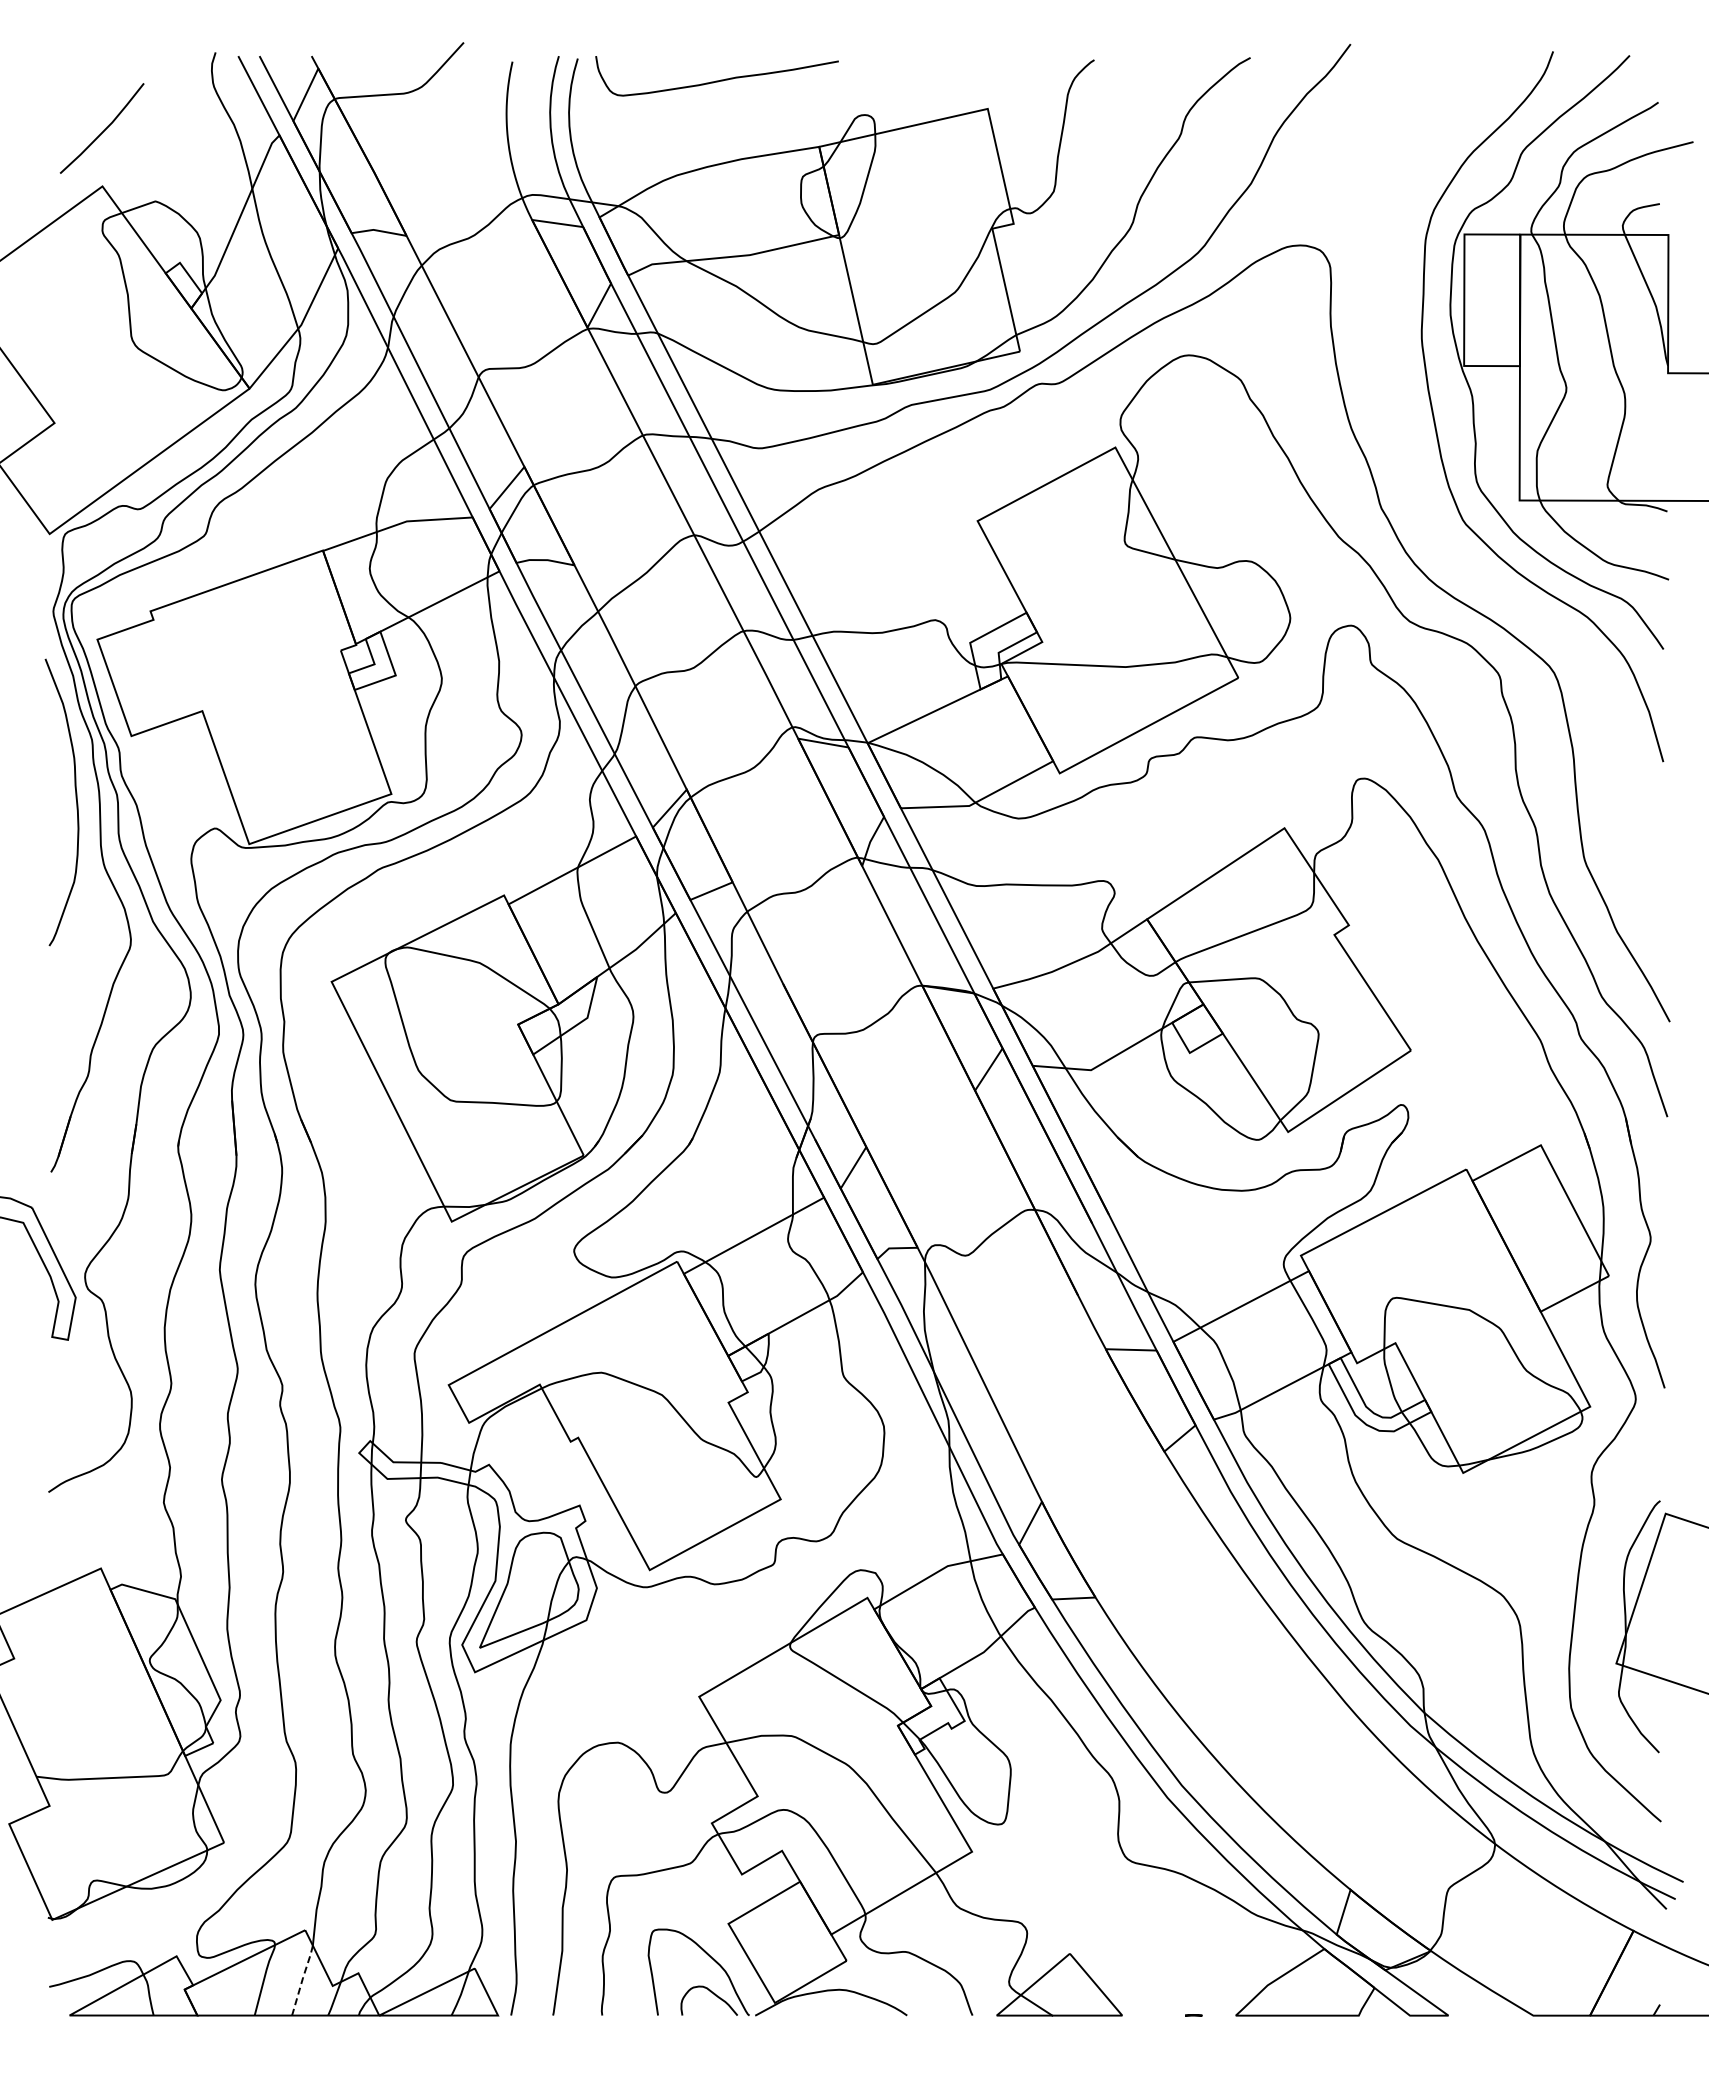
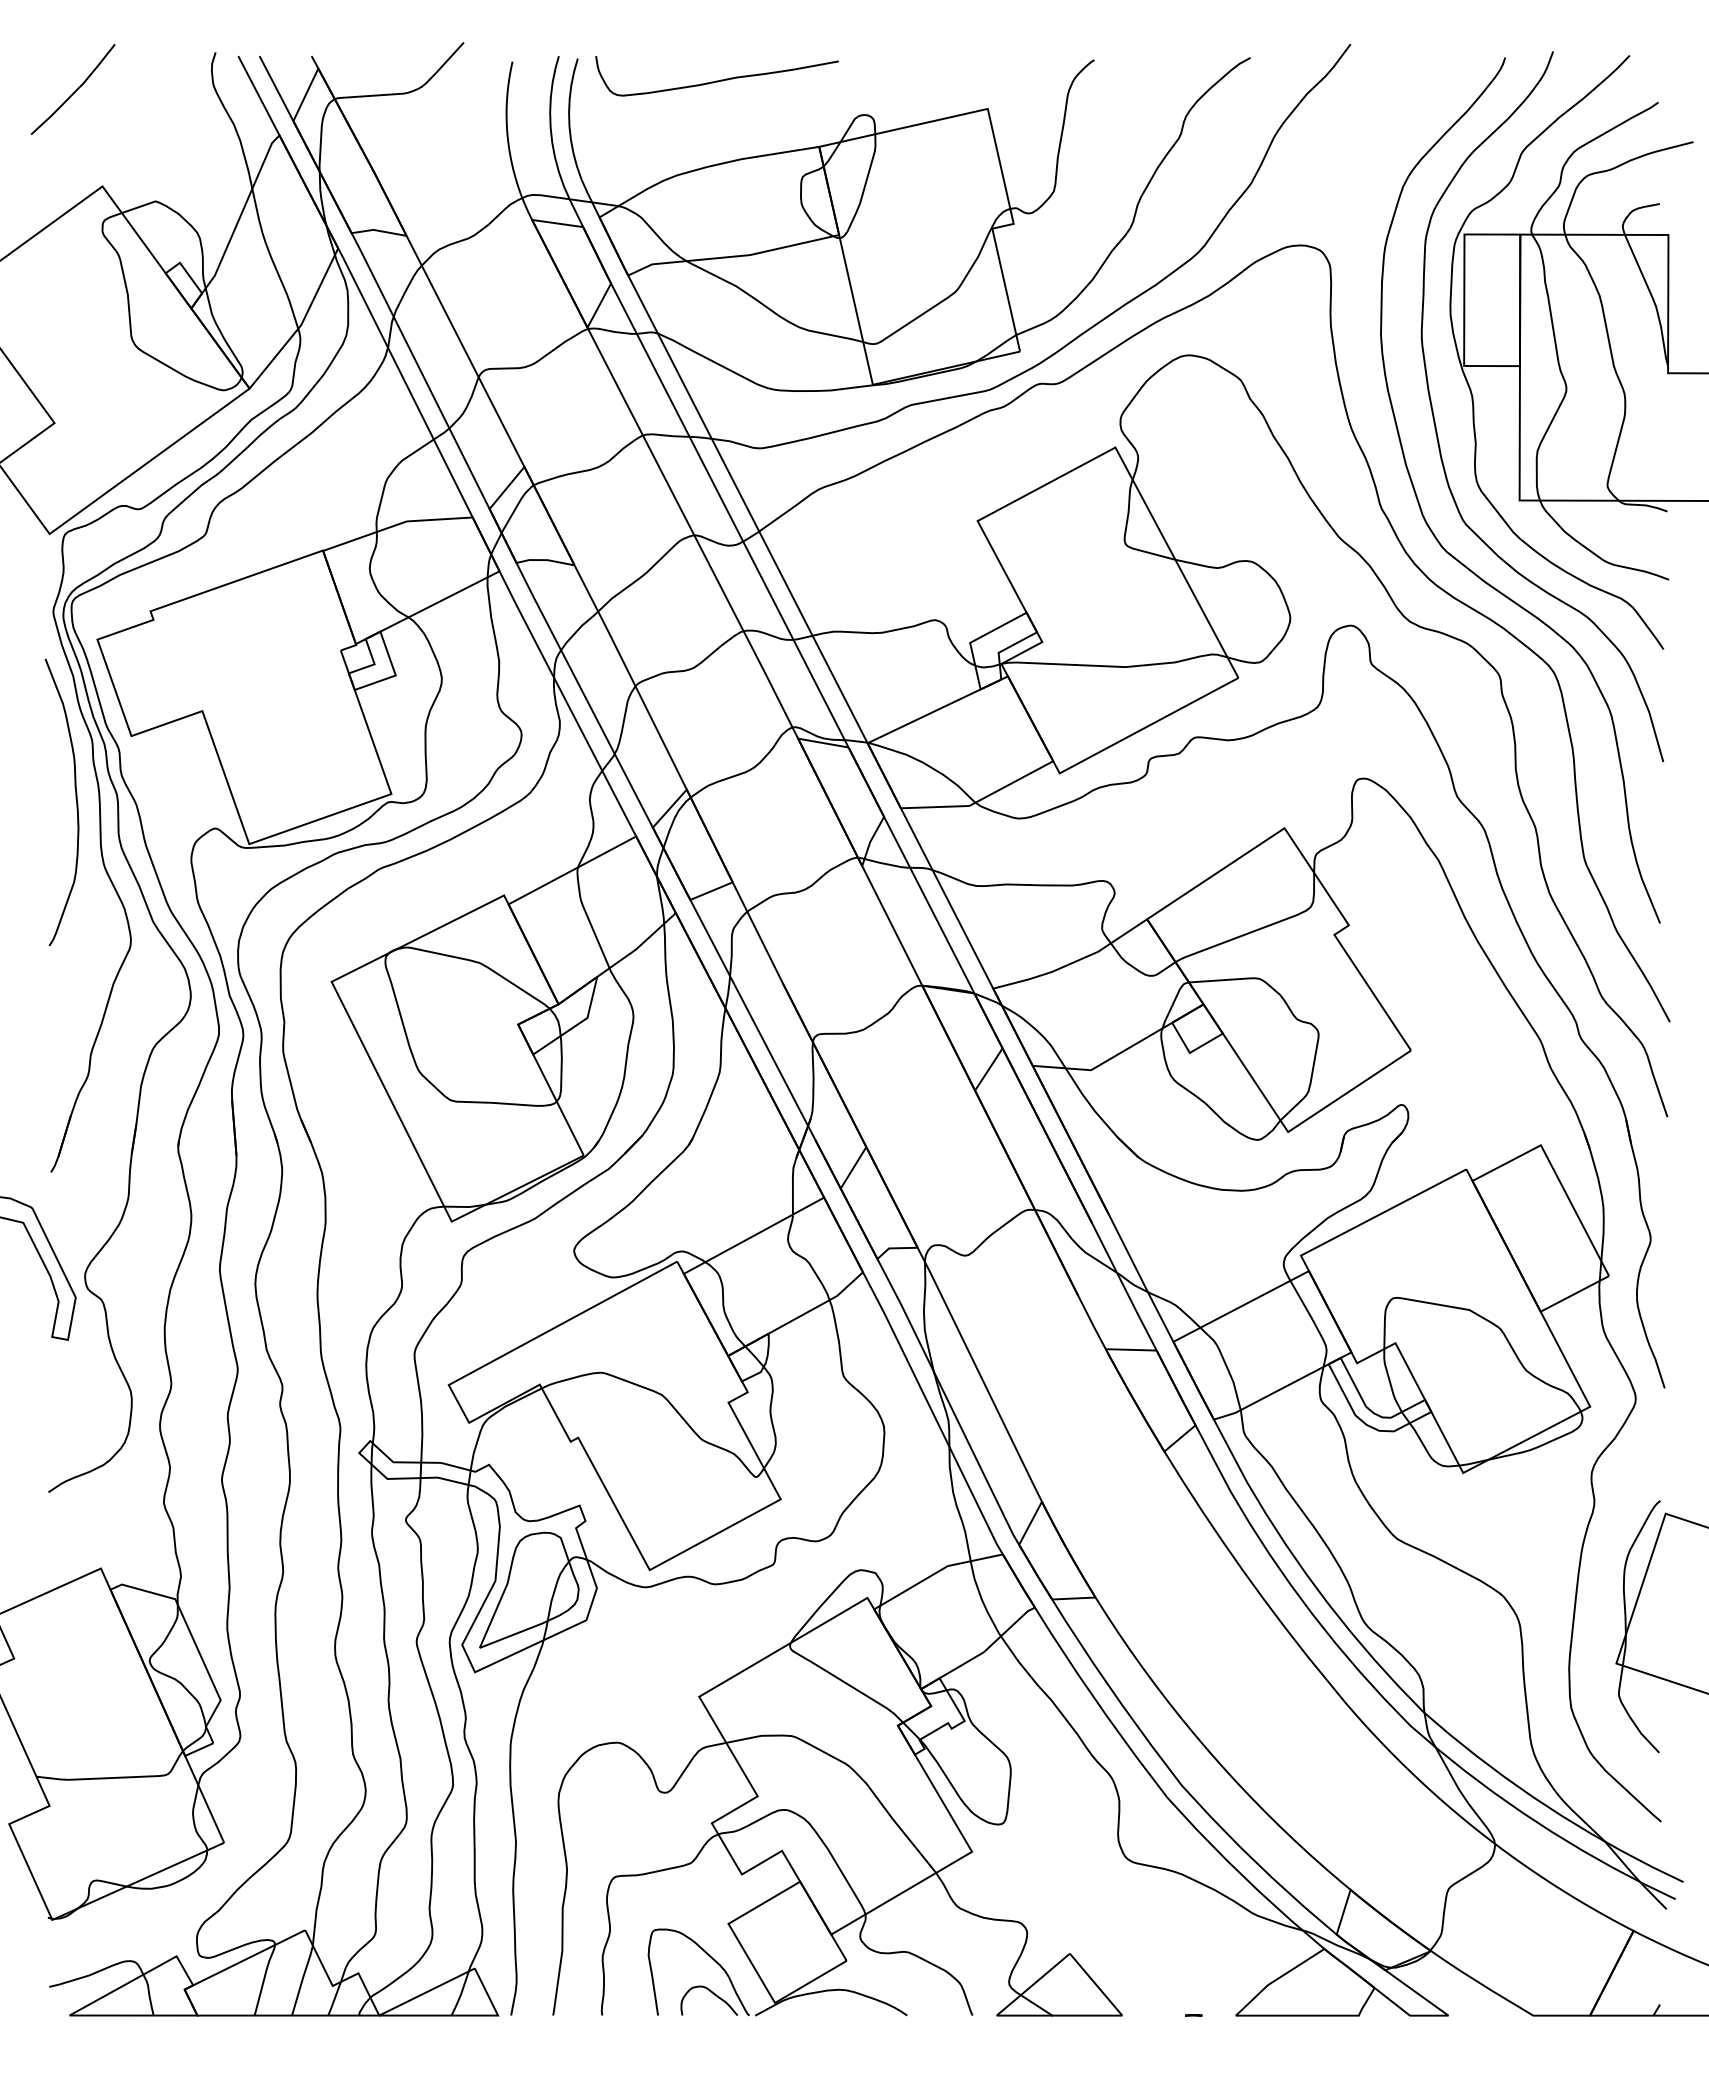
line position: (103, 130) -> (74, 91) (74, 91)
curve: none -> present (1463, 563)
line: dashed -> solid (302, 1979)
